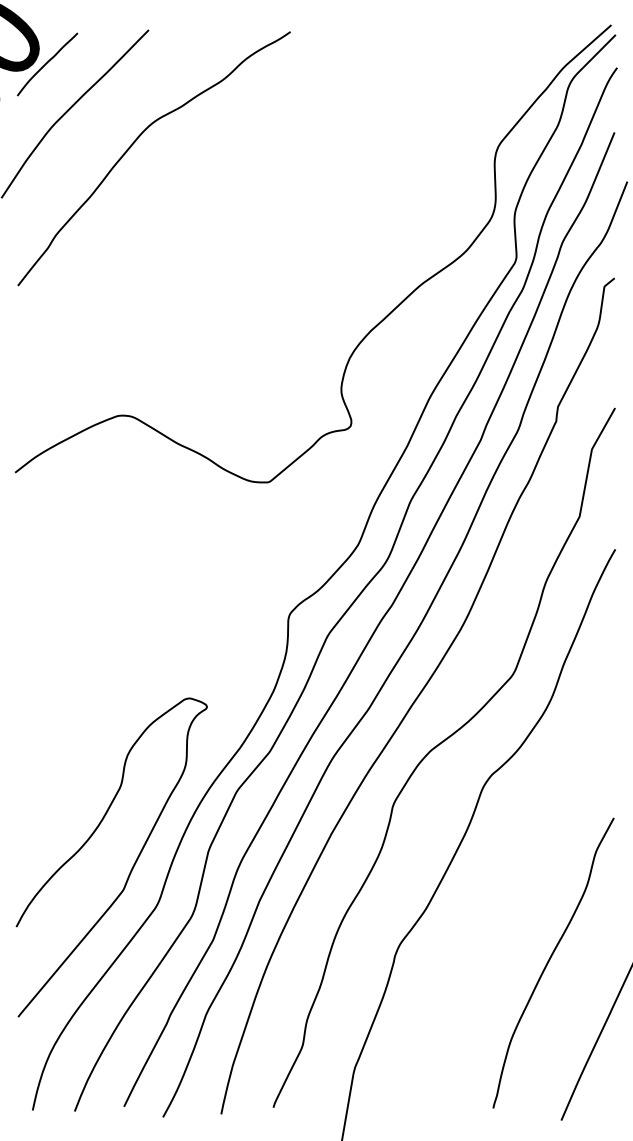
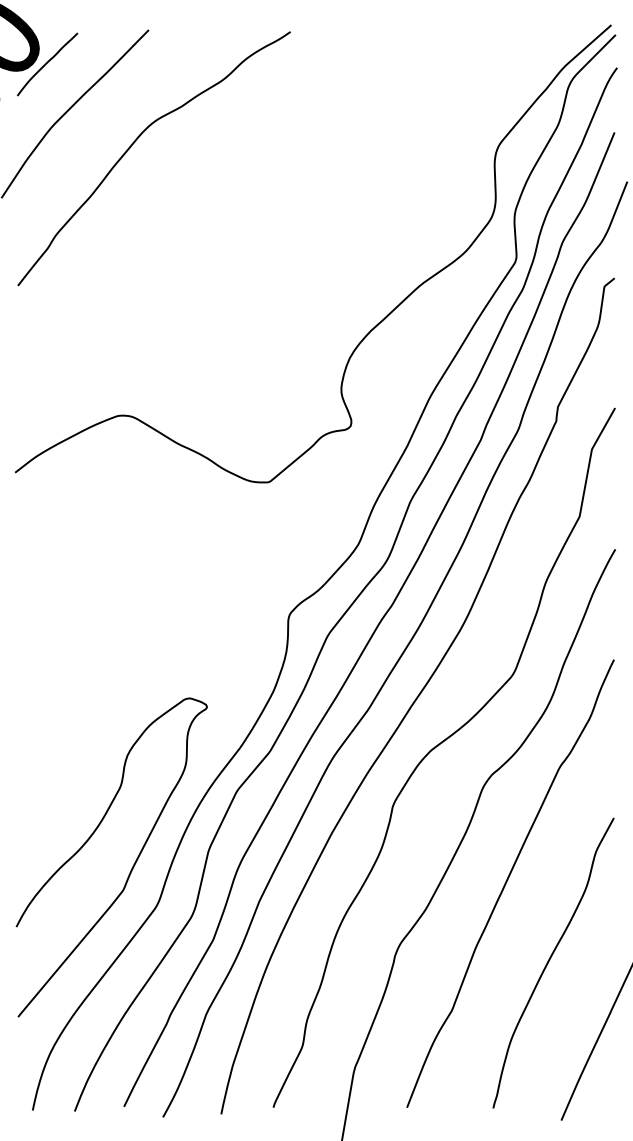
curve: none -> present (507, 882)
